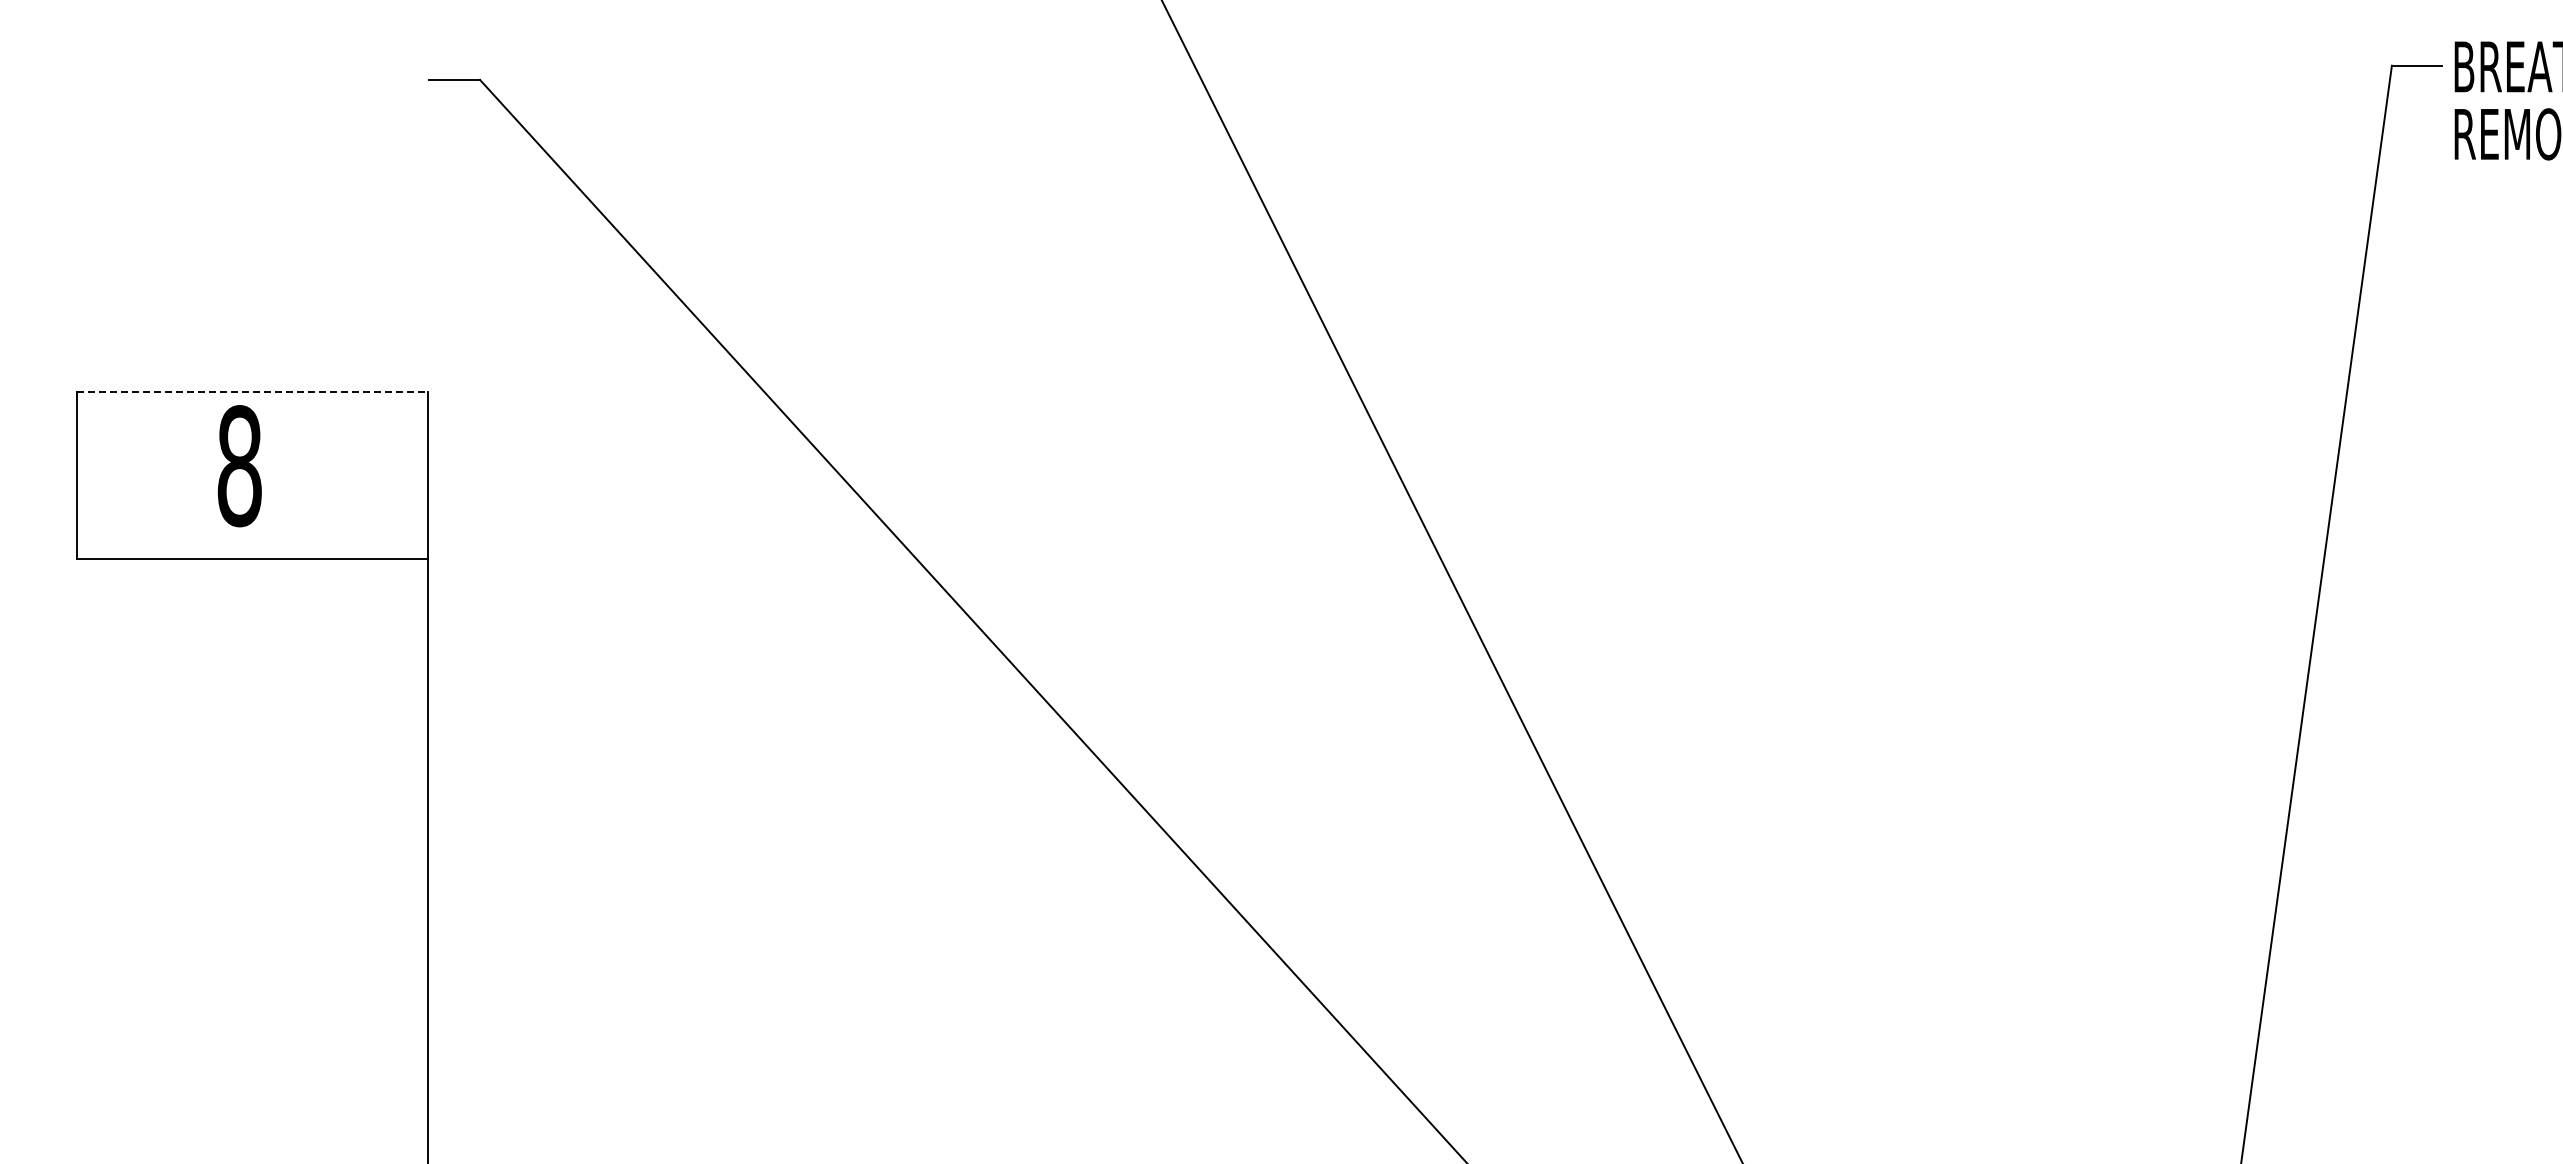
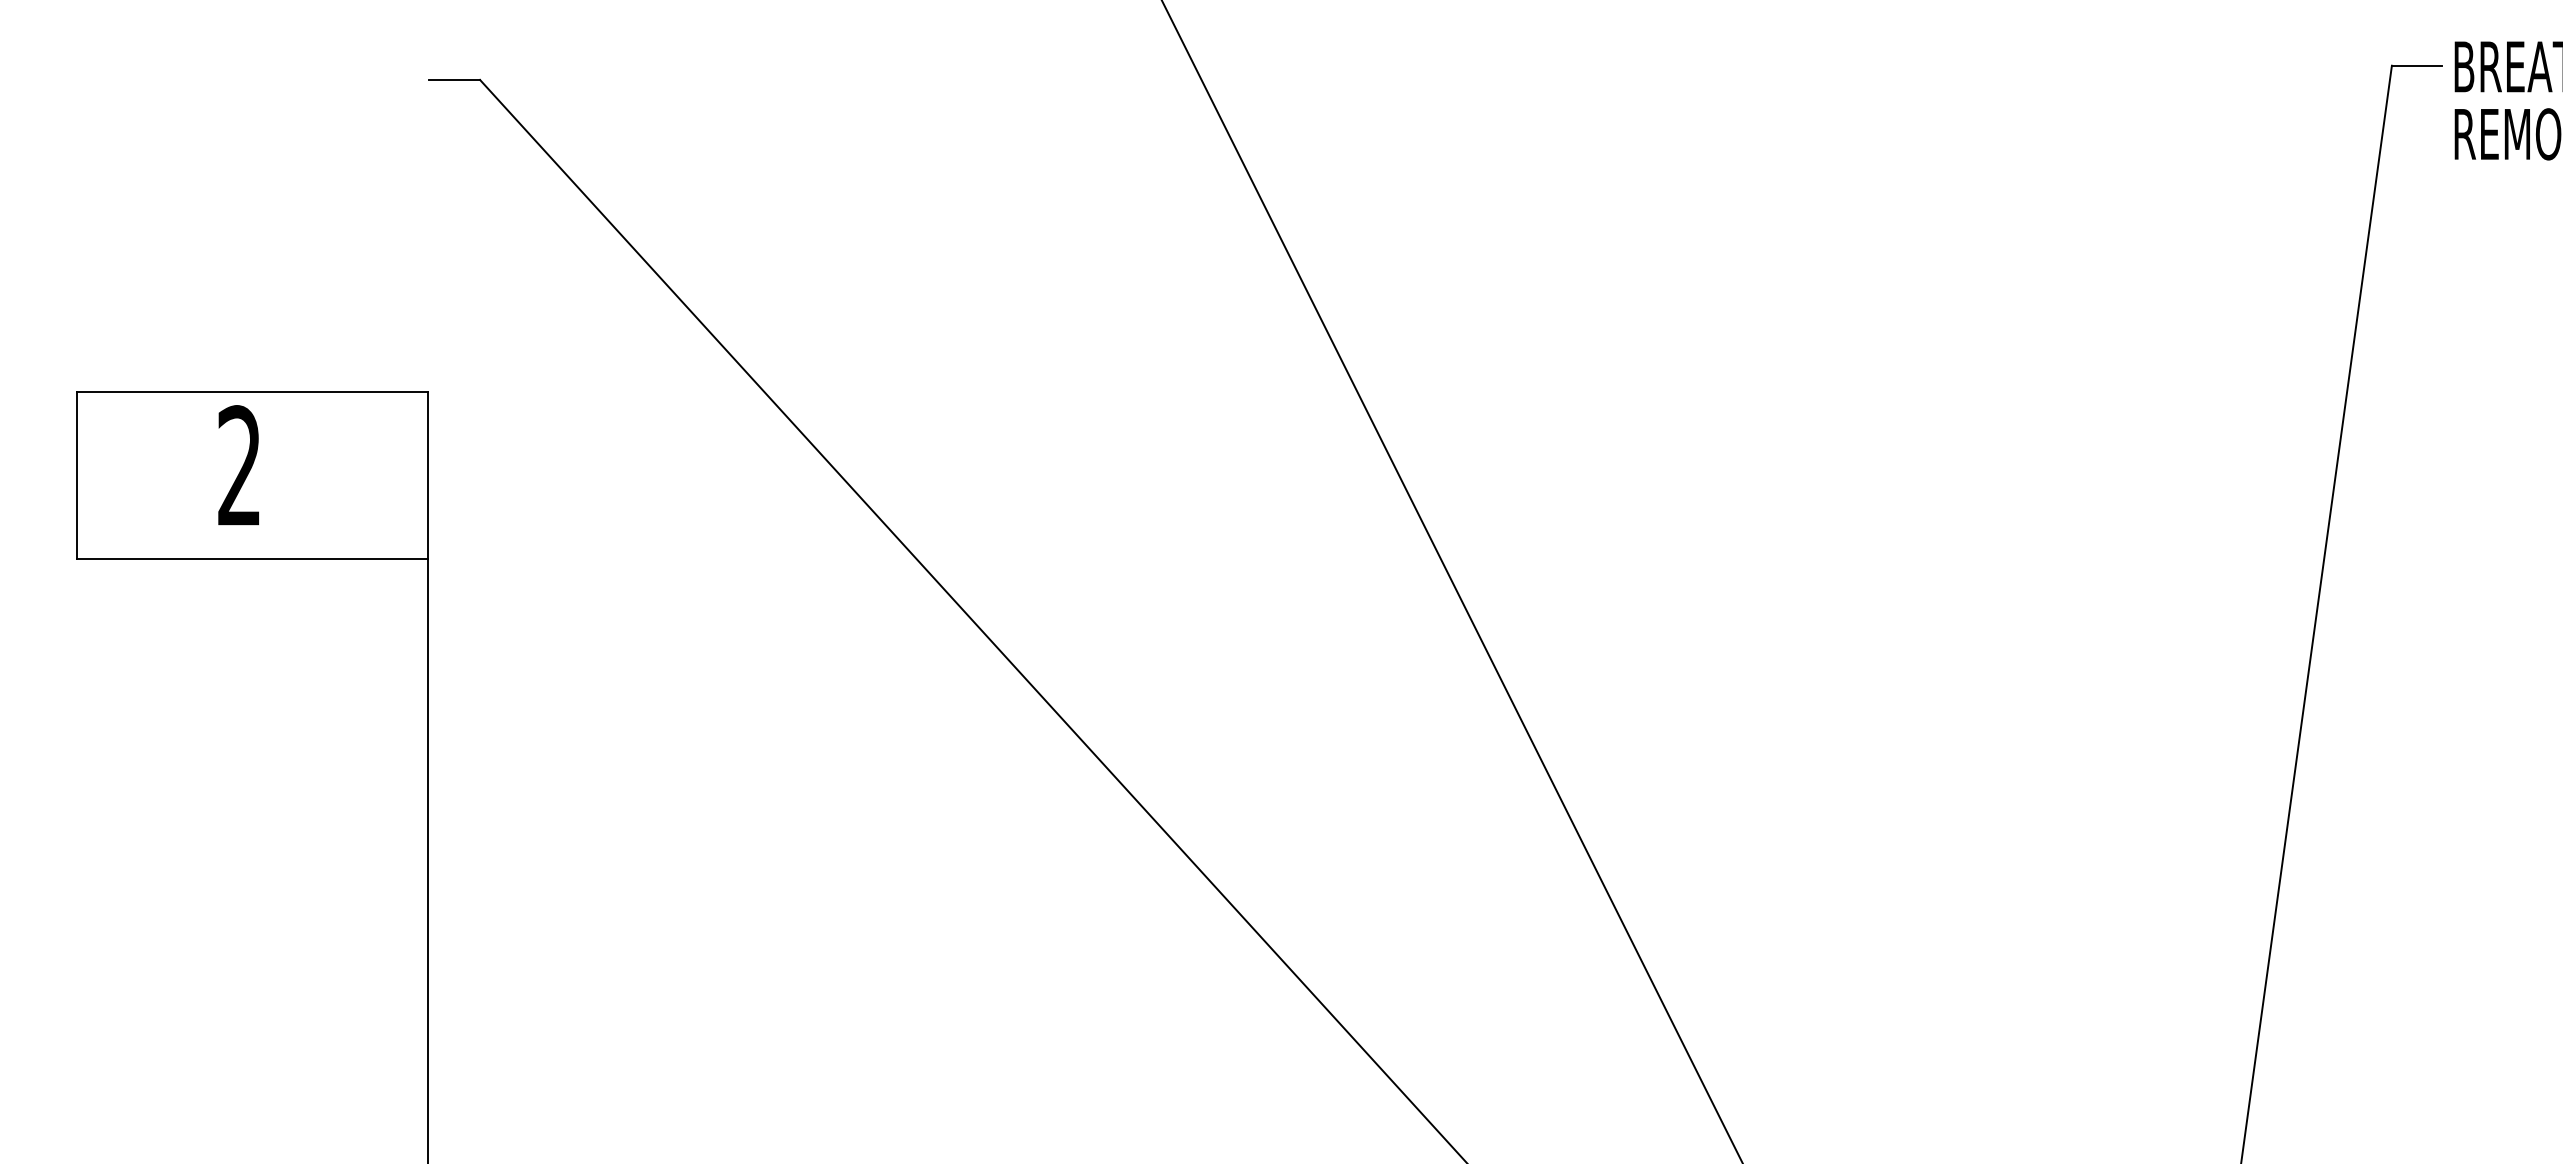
line: dashed -> solid (252, 391)
text: 8 -> 2 (239, 466)
